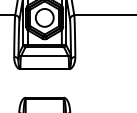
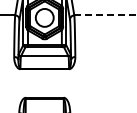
line: solid -> dashed (105, 15)
